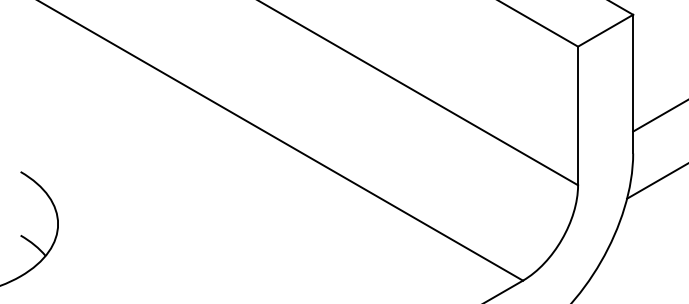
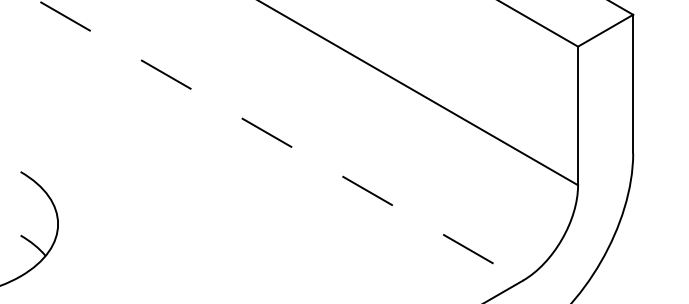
line: present -> none (659, 116)
line: solid -> dashed (280, 140)
line: present -> none (656, 181)
